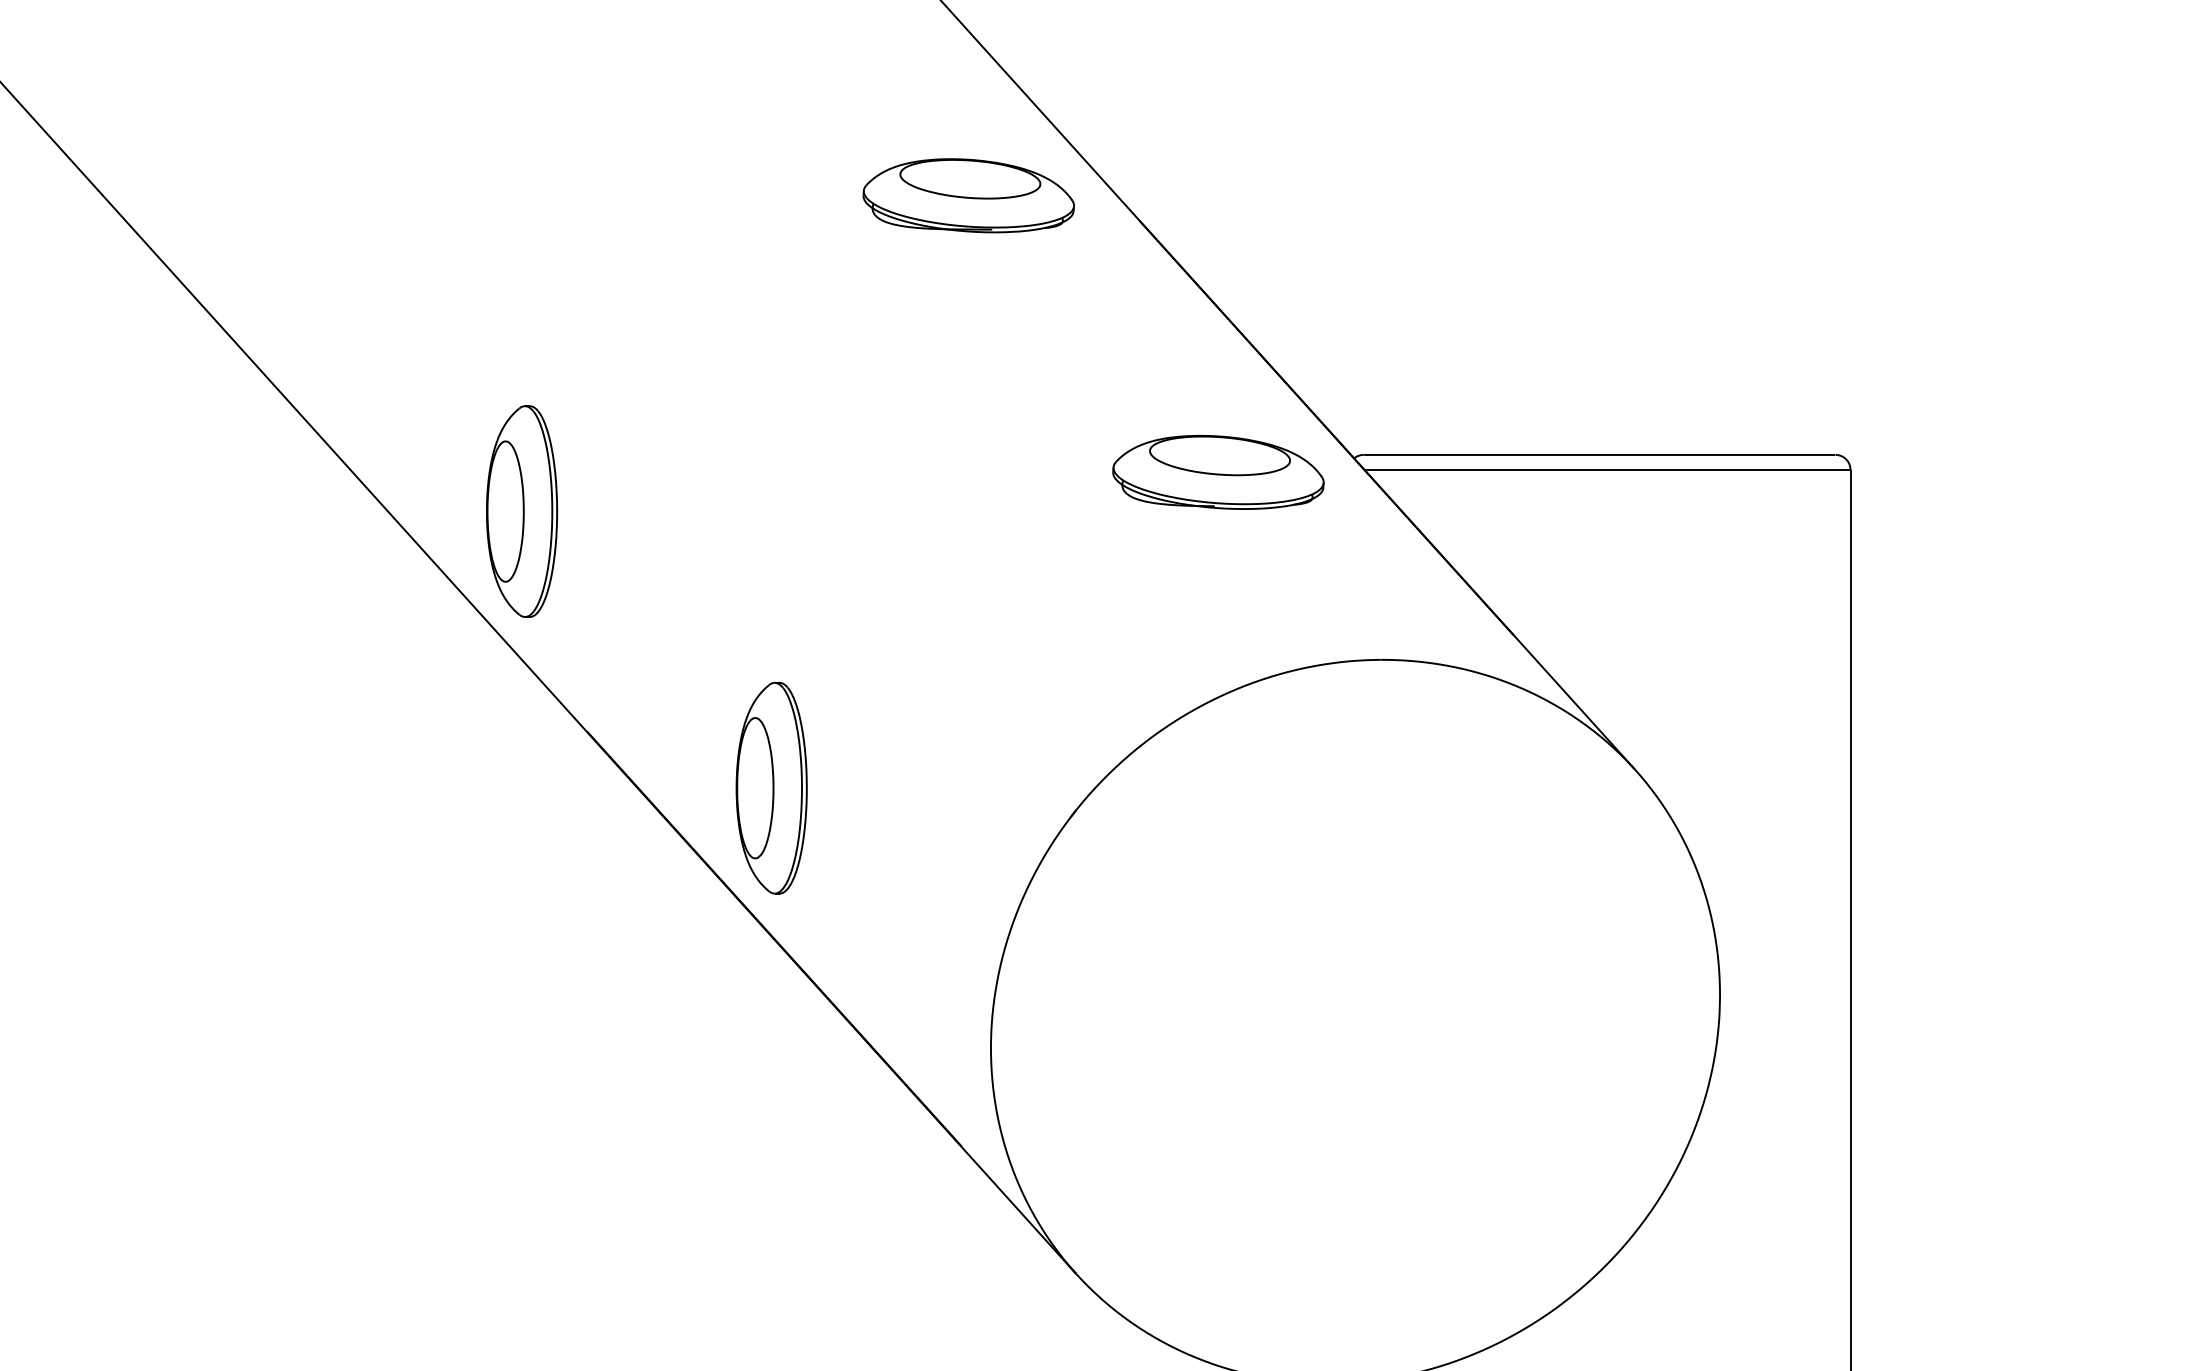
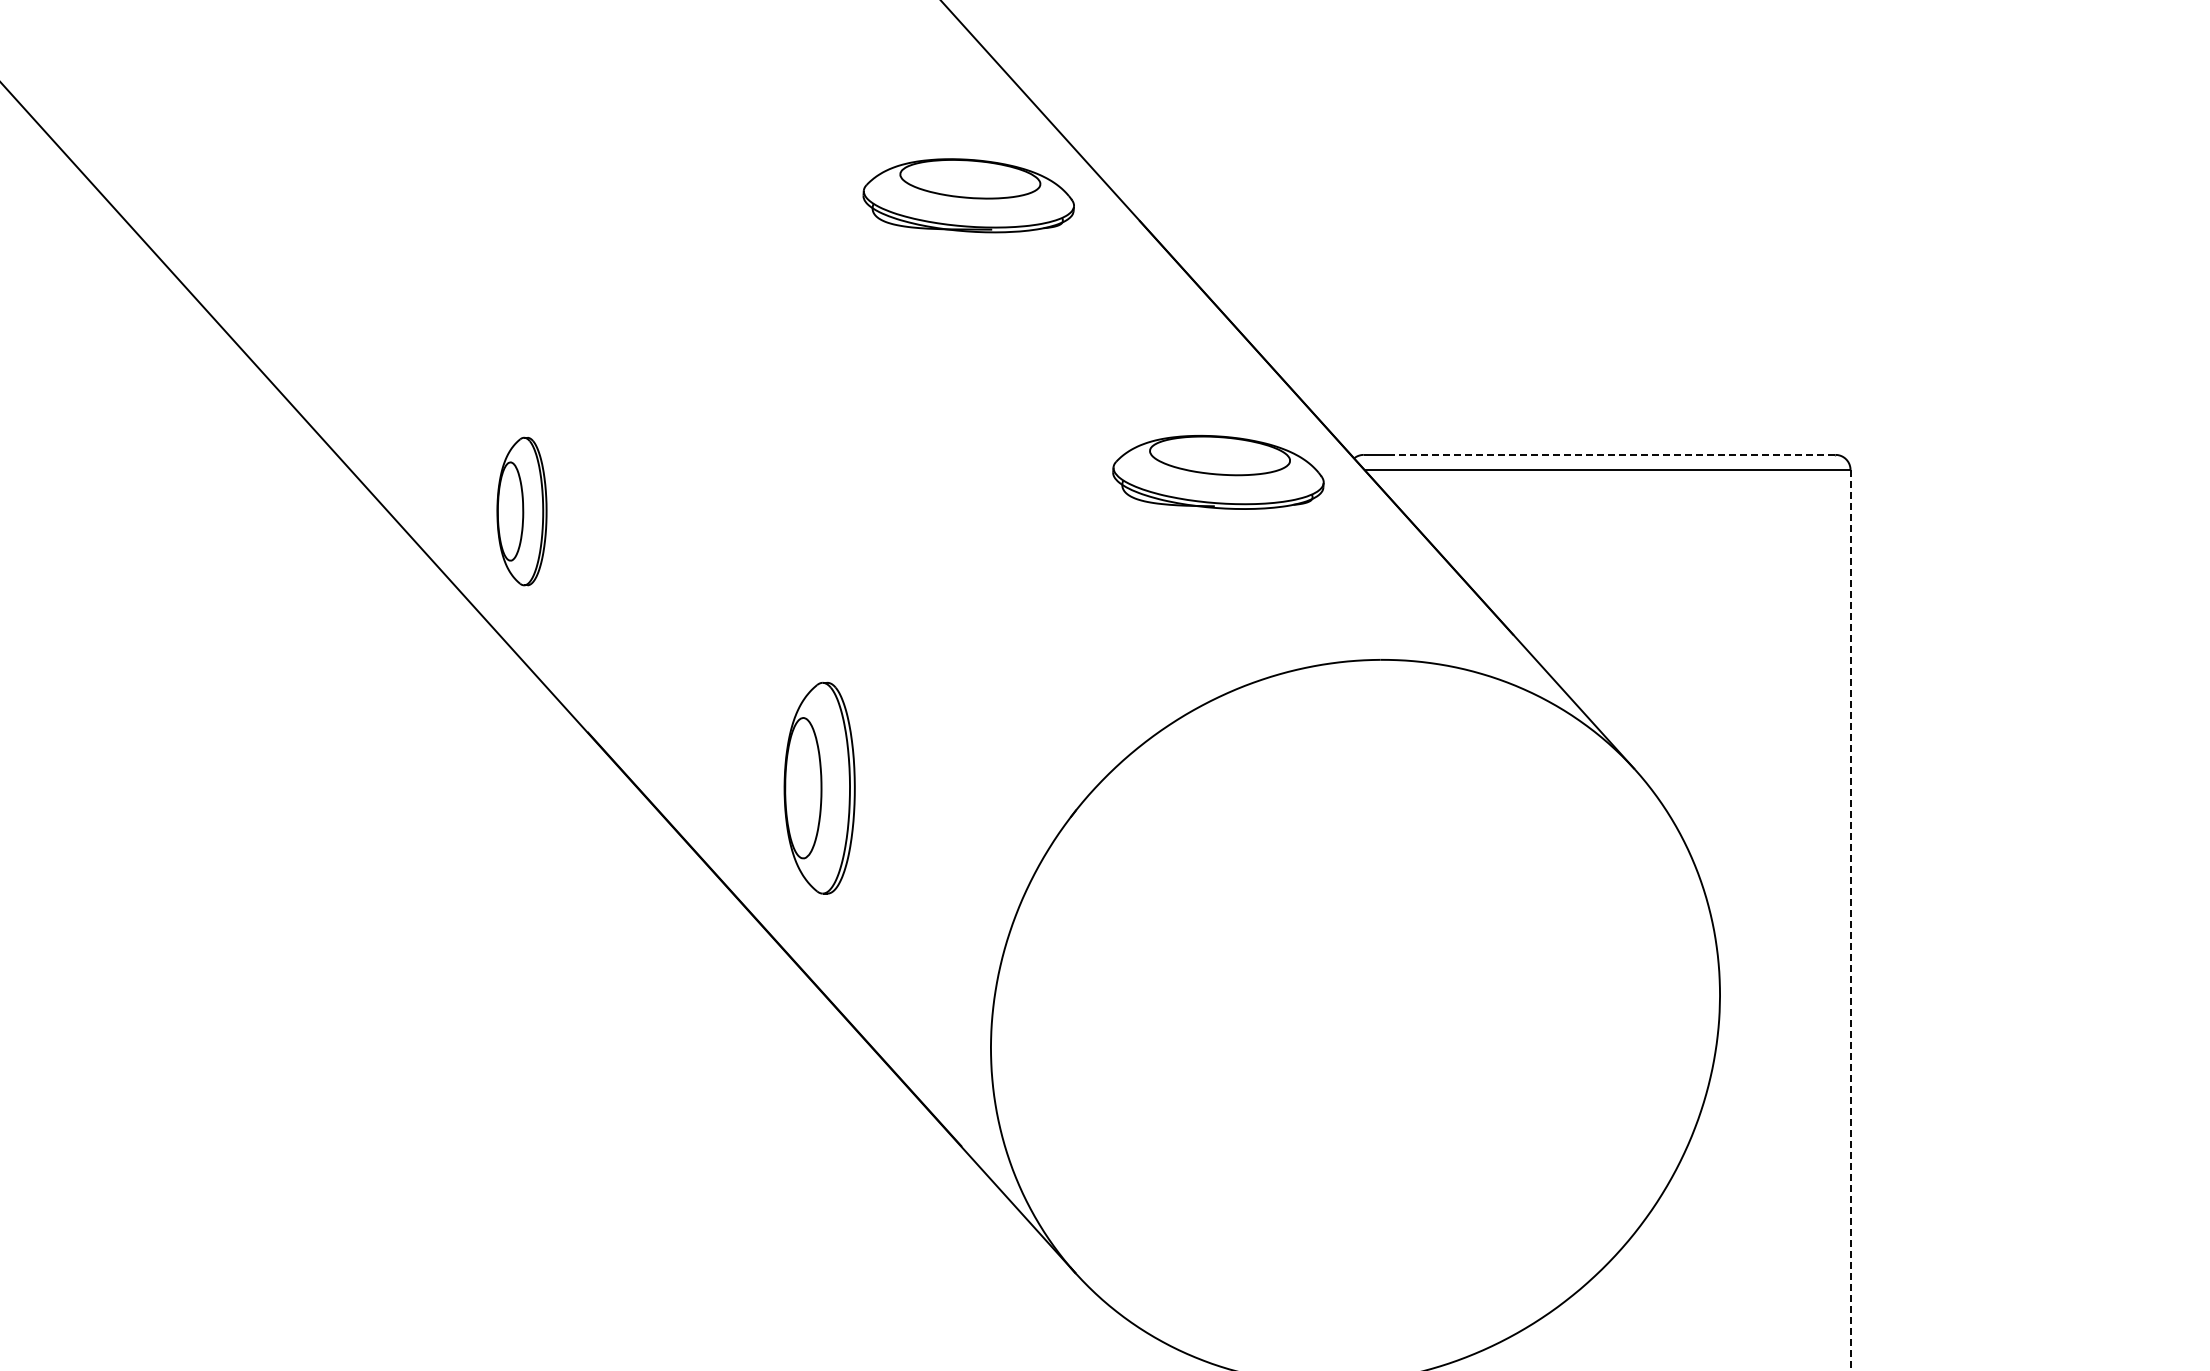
line: solid -> dashed (1615, 454)
part size: 72x213 px -> 52x151 px (521, 511)
part position: (771, 787) -> (819, 787) (819, 787)
line: solid -> dashed (1850, 920)
